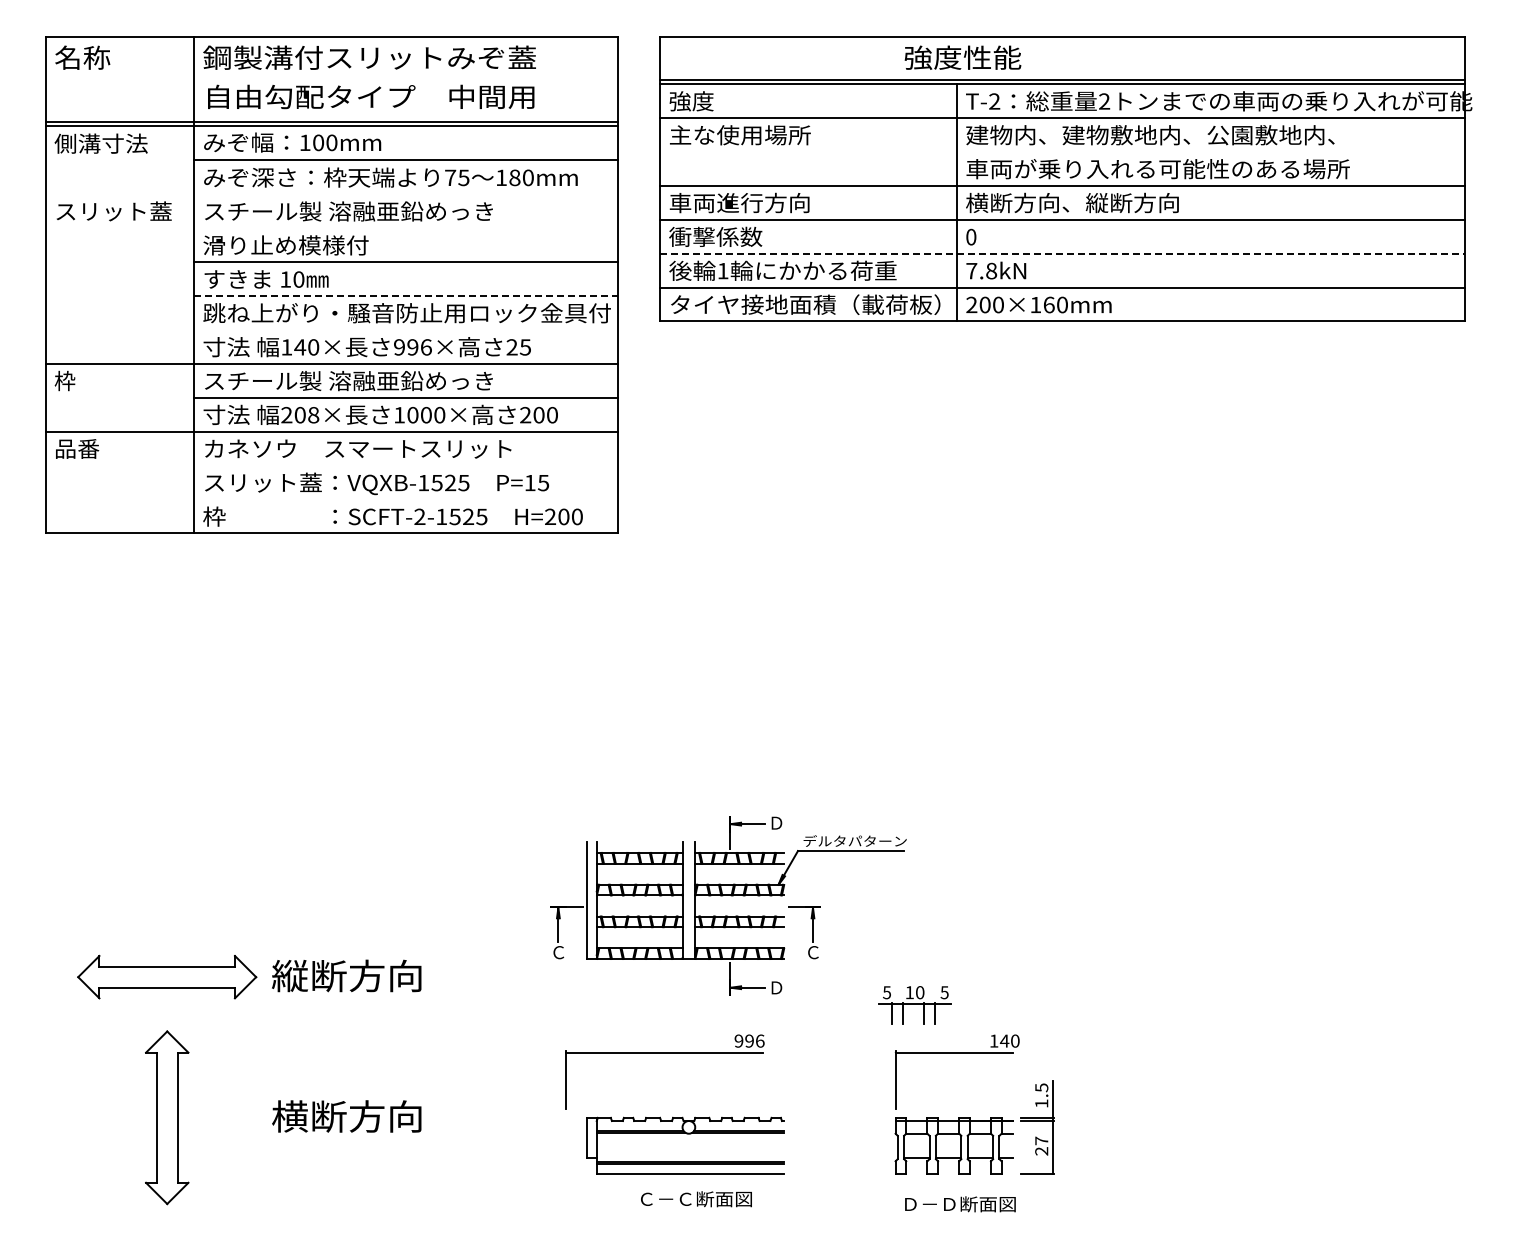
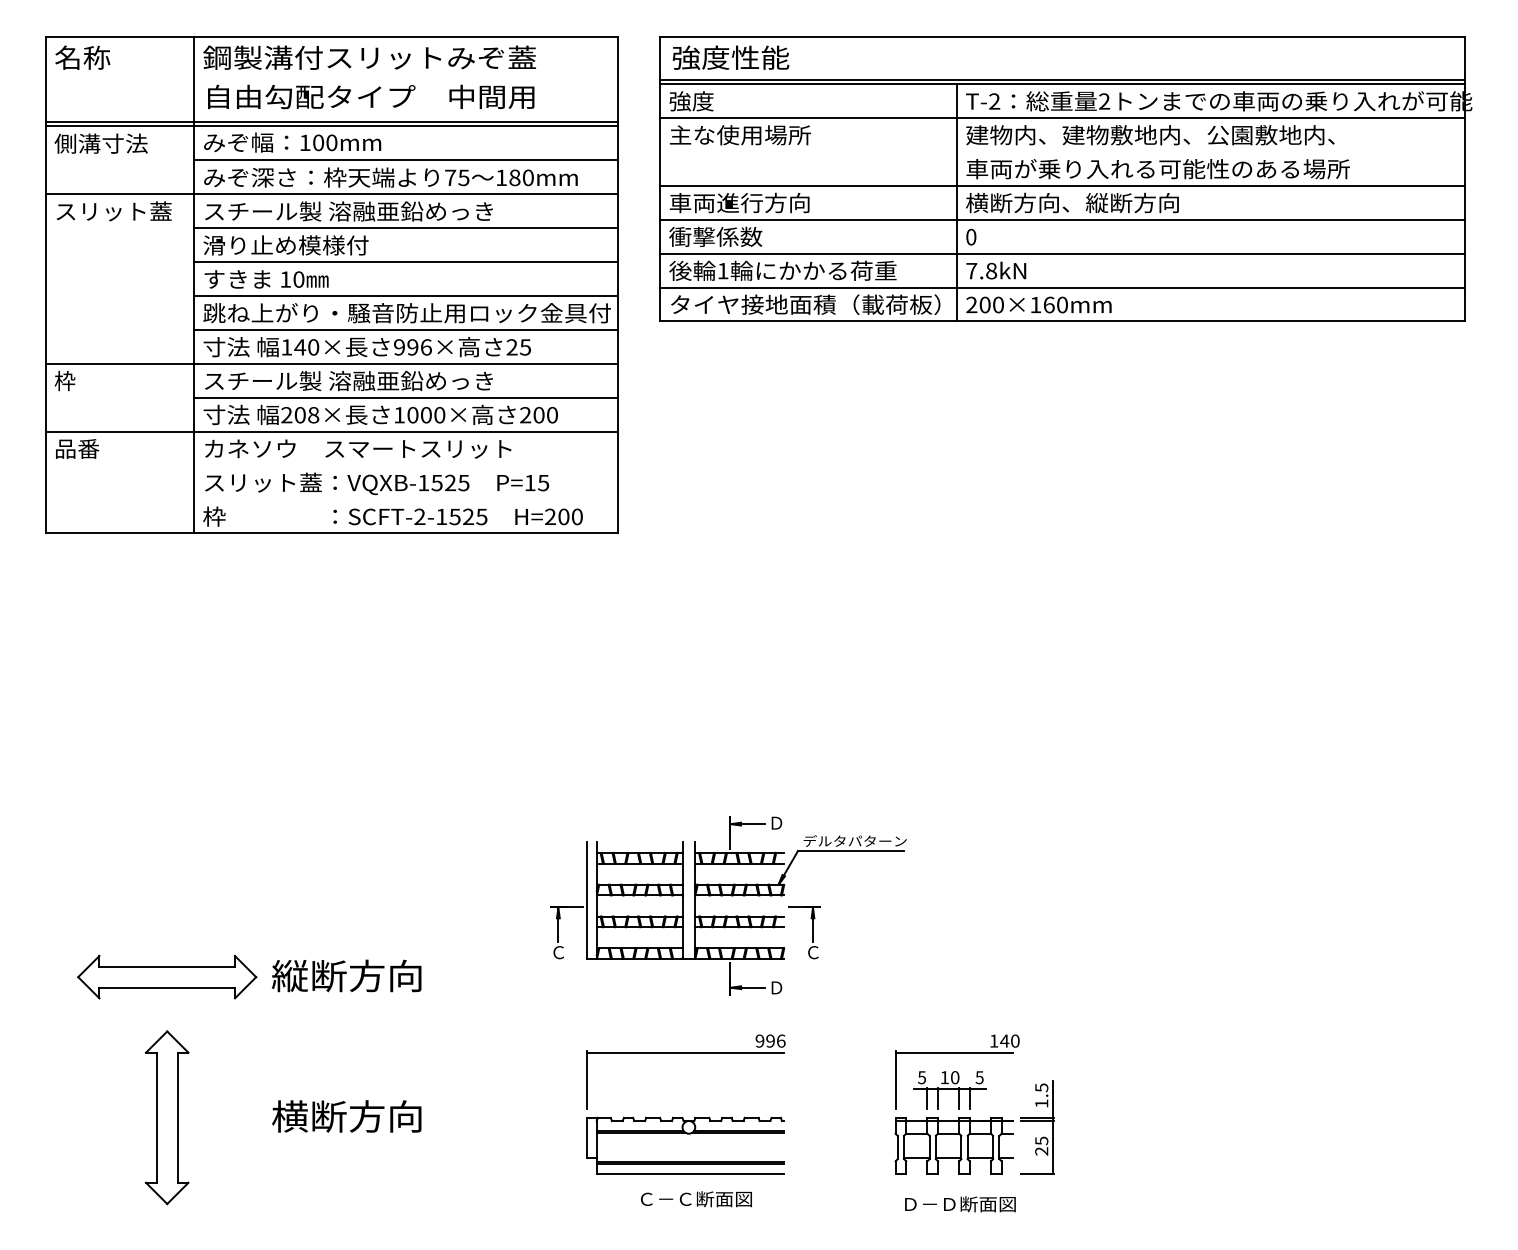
text position: (962, 57) -> (730, 57) (730, 57)
line: none -> present (331, 194)
line: none -> present (405, 228)
line: dashed -> solid (1062, 253)
line: dashed -> solid (405, 295)
line: none -> present (405, 329)
part position: (914, 1005) -> (949, 1090) (949, 1090)
part position: (664, 1053) -> (685, 1053) (685, 1053)
text: 27 -> 25 (1041, 1140)
